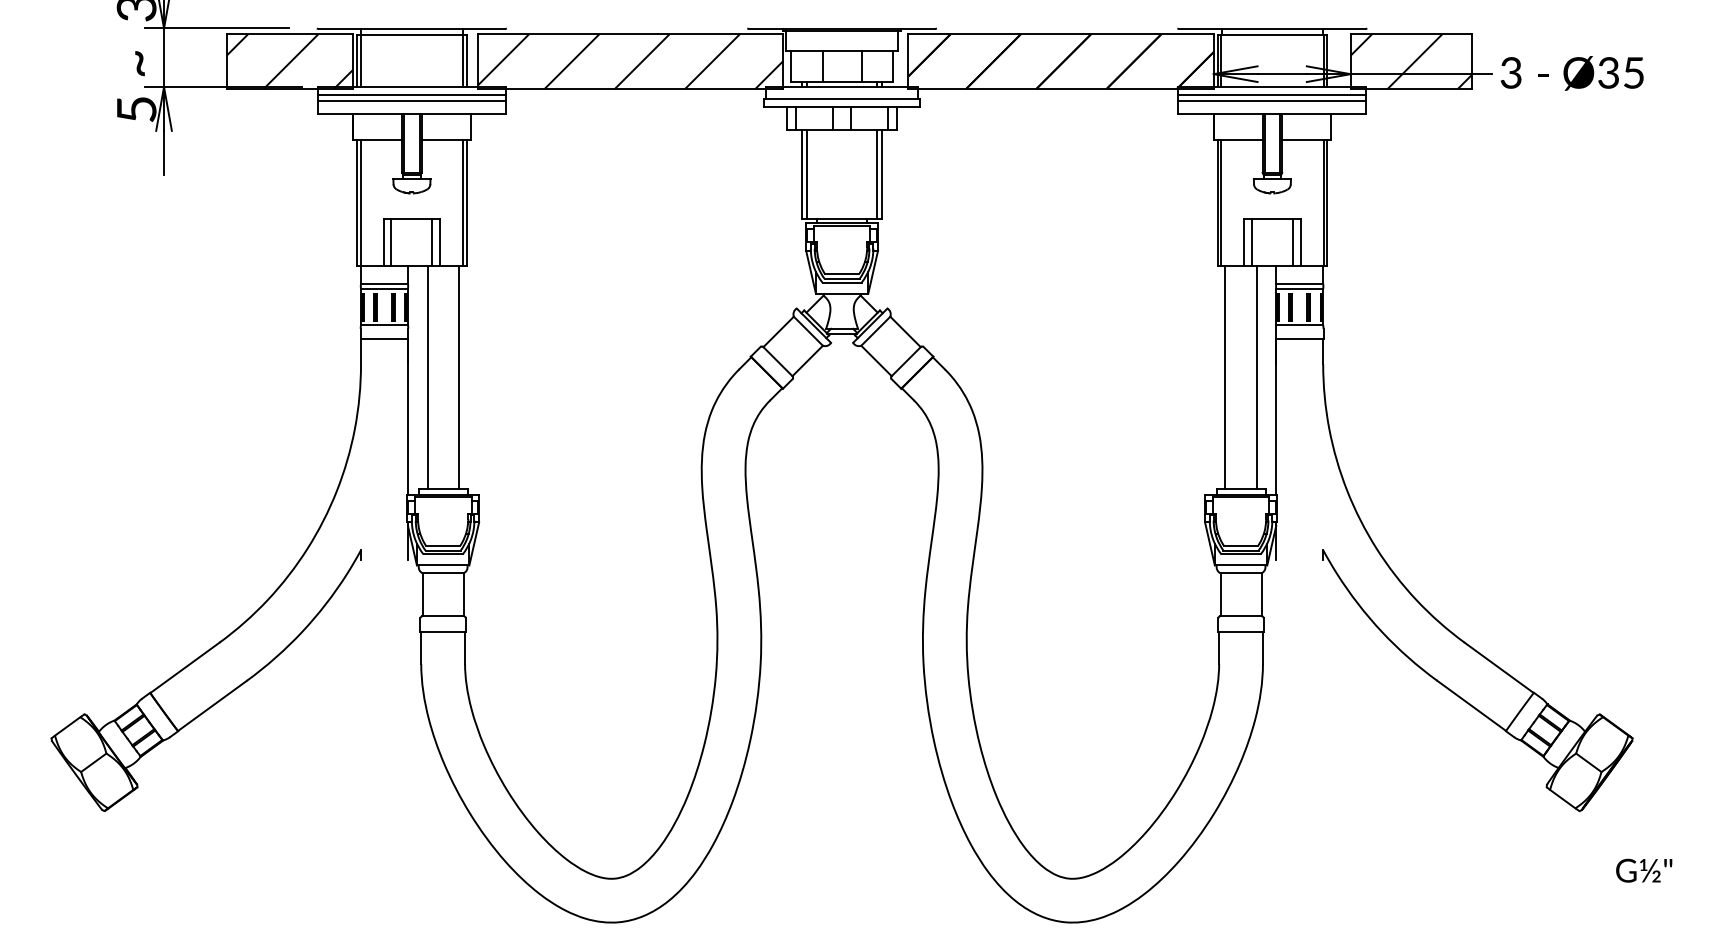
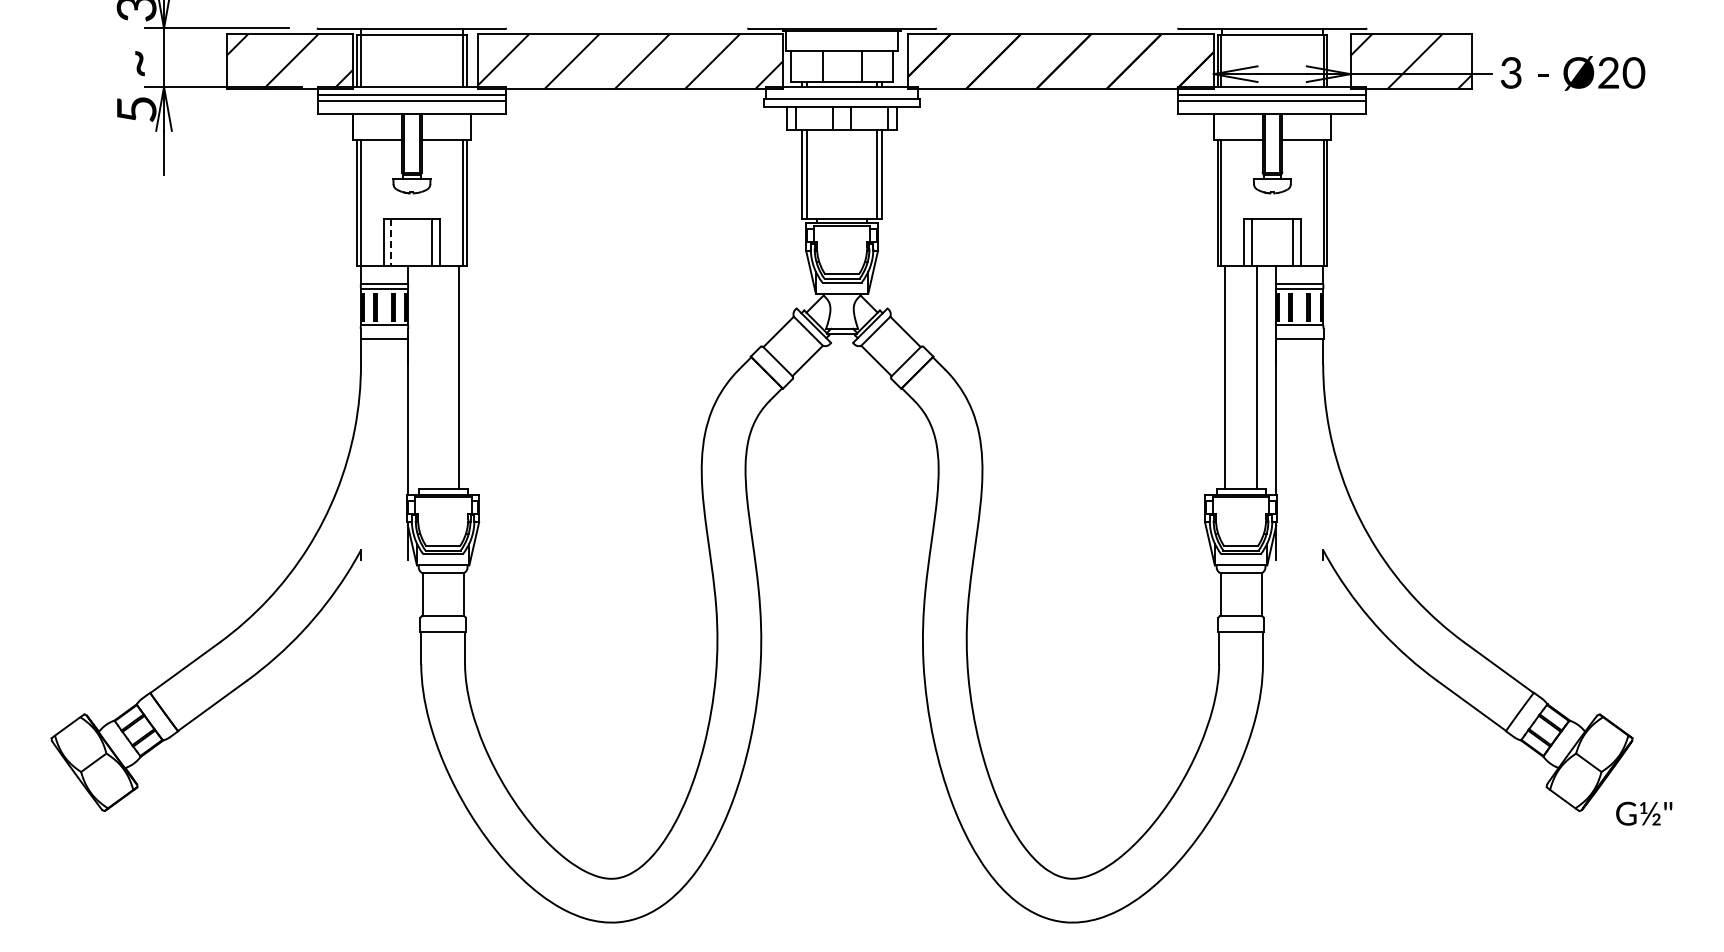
text: Ø35 -> Ø20 (1621, 72)
line: solid -> dashed (391, 243)
line: present -> none (427, 377)
text position: (1644, 870) -> (1644, 813) (1644, 813)
